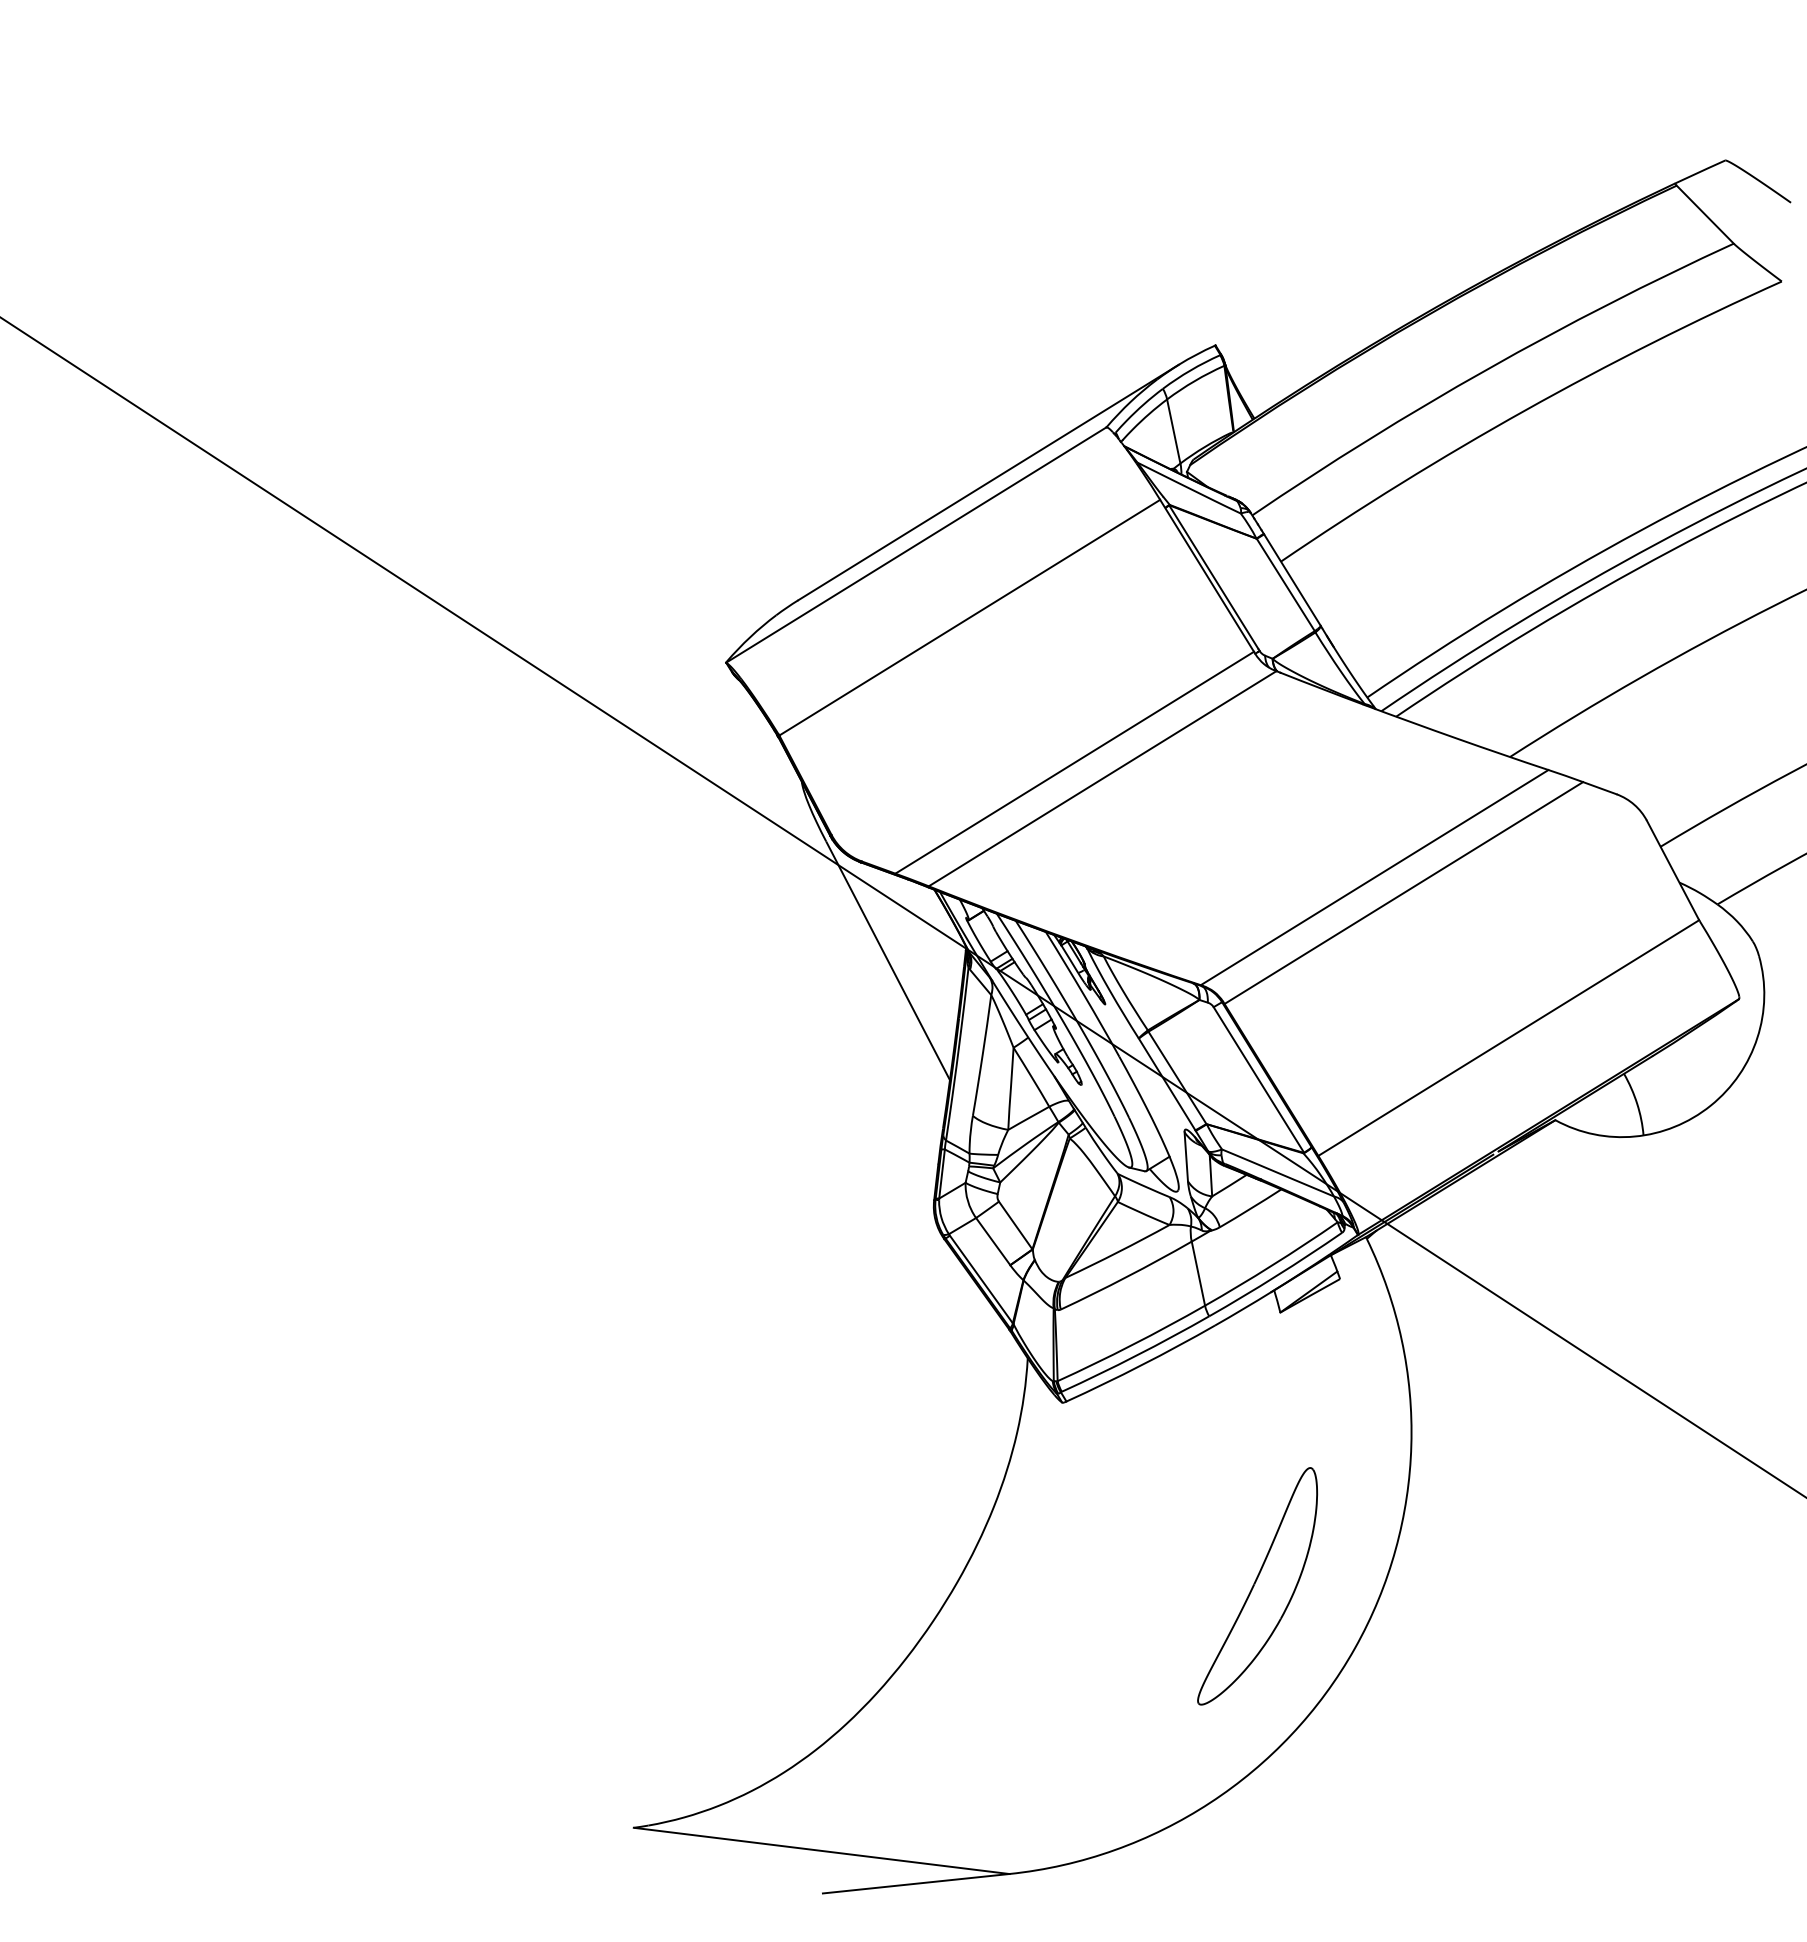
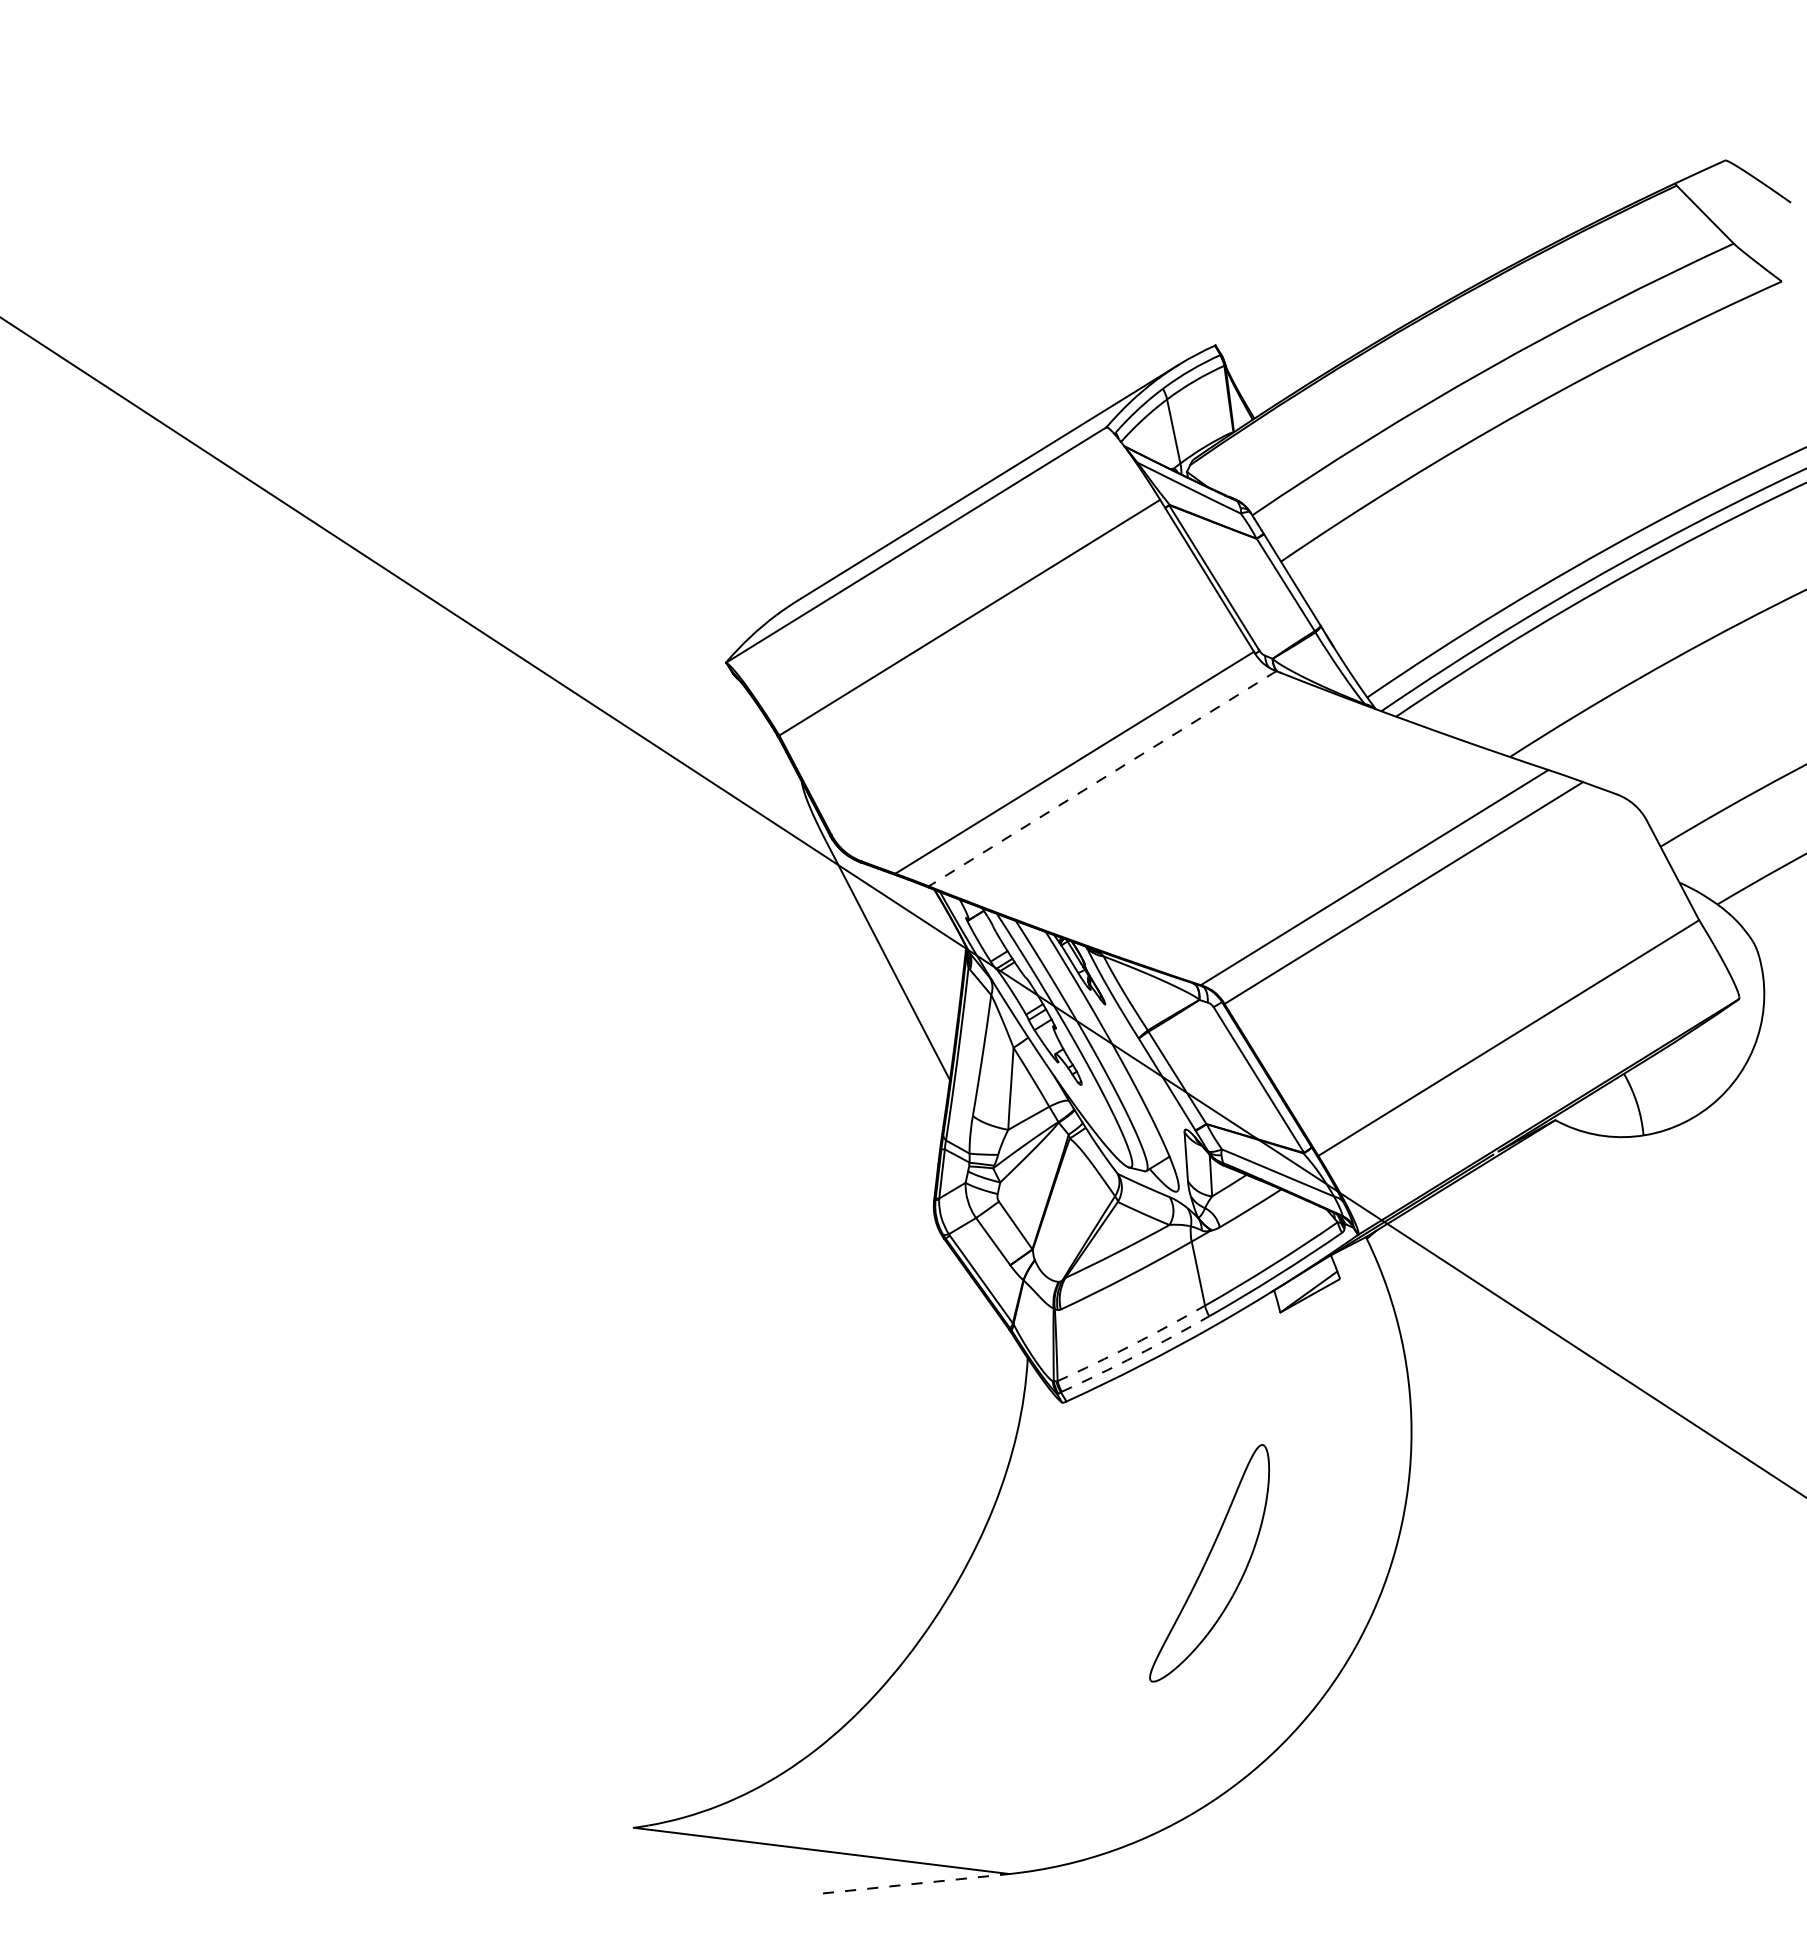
line: solid -> dashed (1102, 779)
arc: solid -> dashed (1132, 1345)
arc: solid -> dashed (1136, 1355)
part position: (1257, 1586) -> (1209, 1563) (1209, 1563)
line: solid -> dashed (916, 1883)
